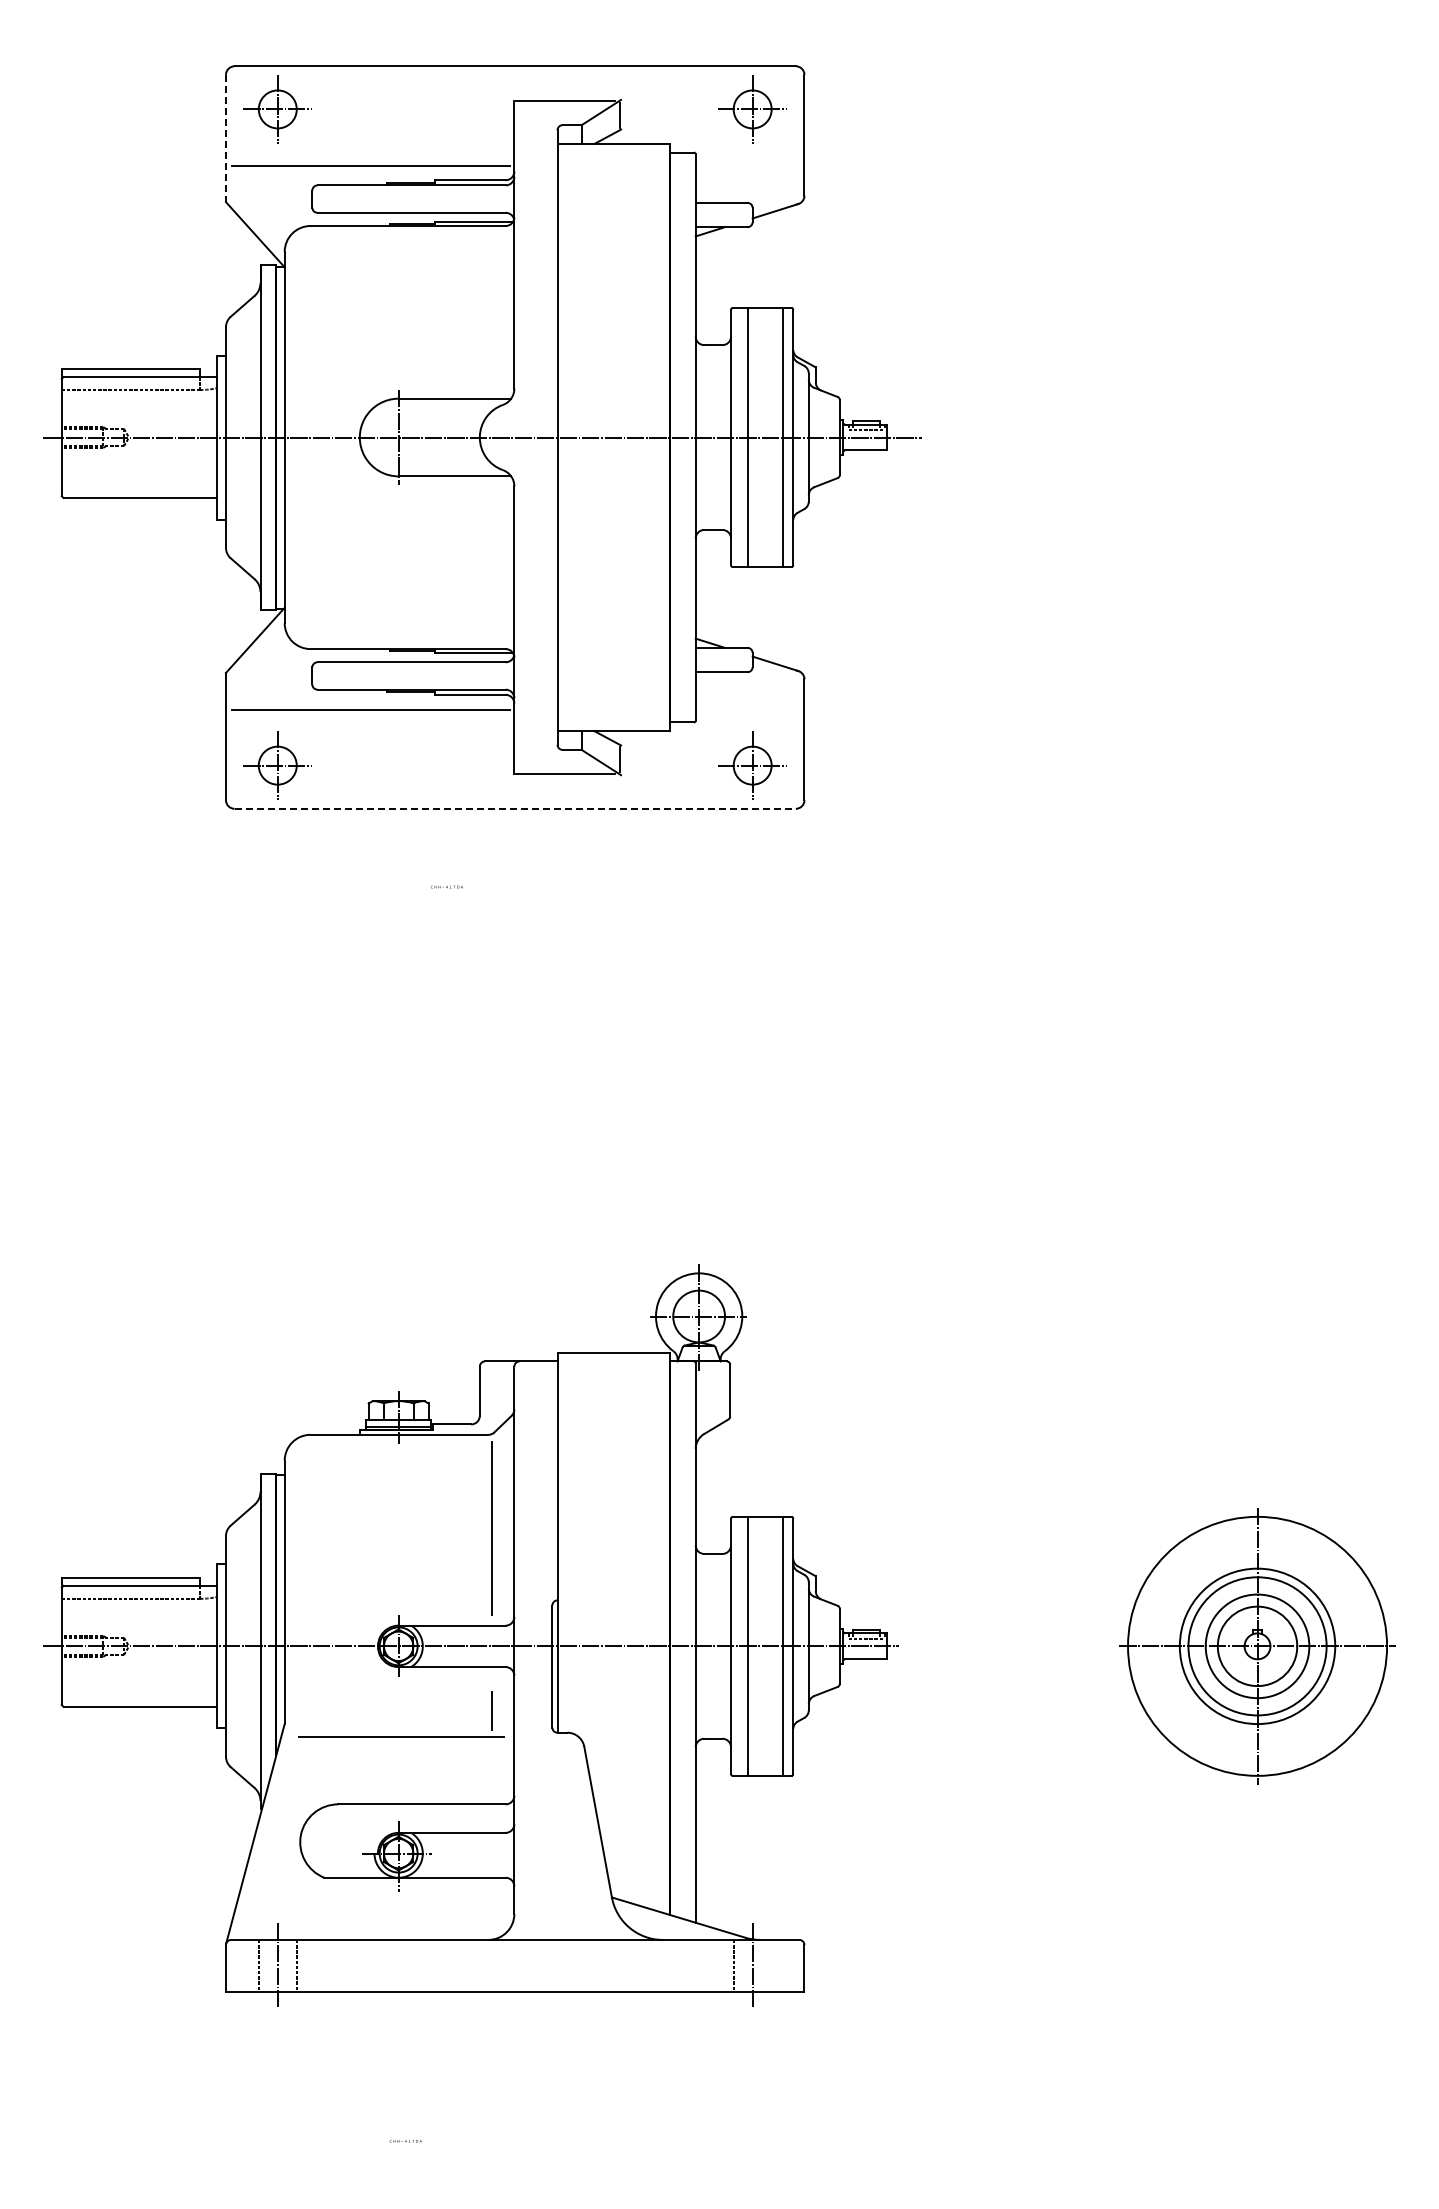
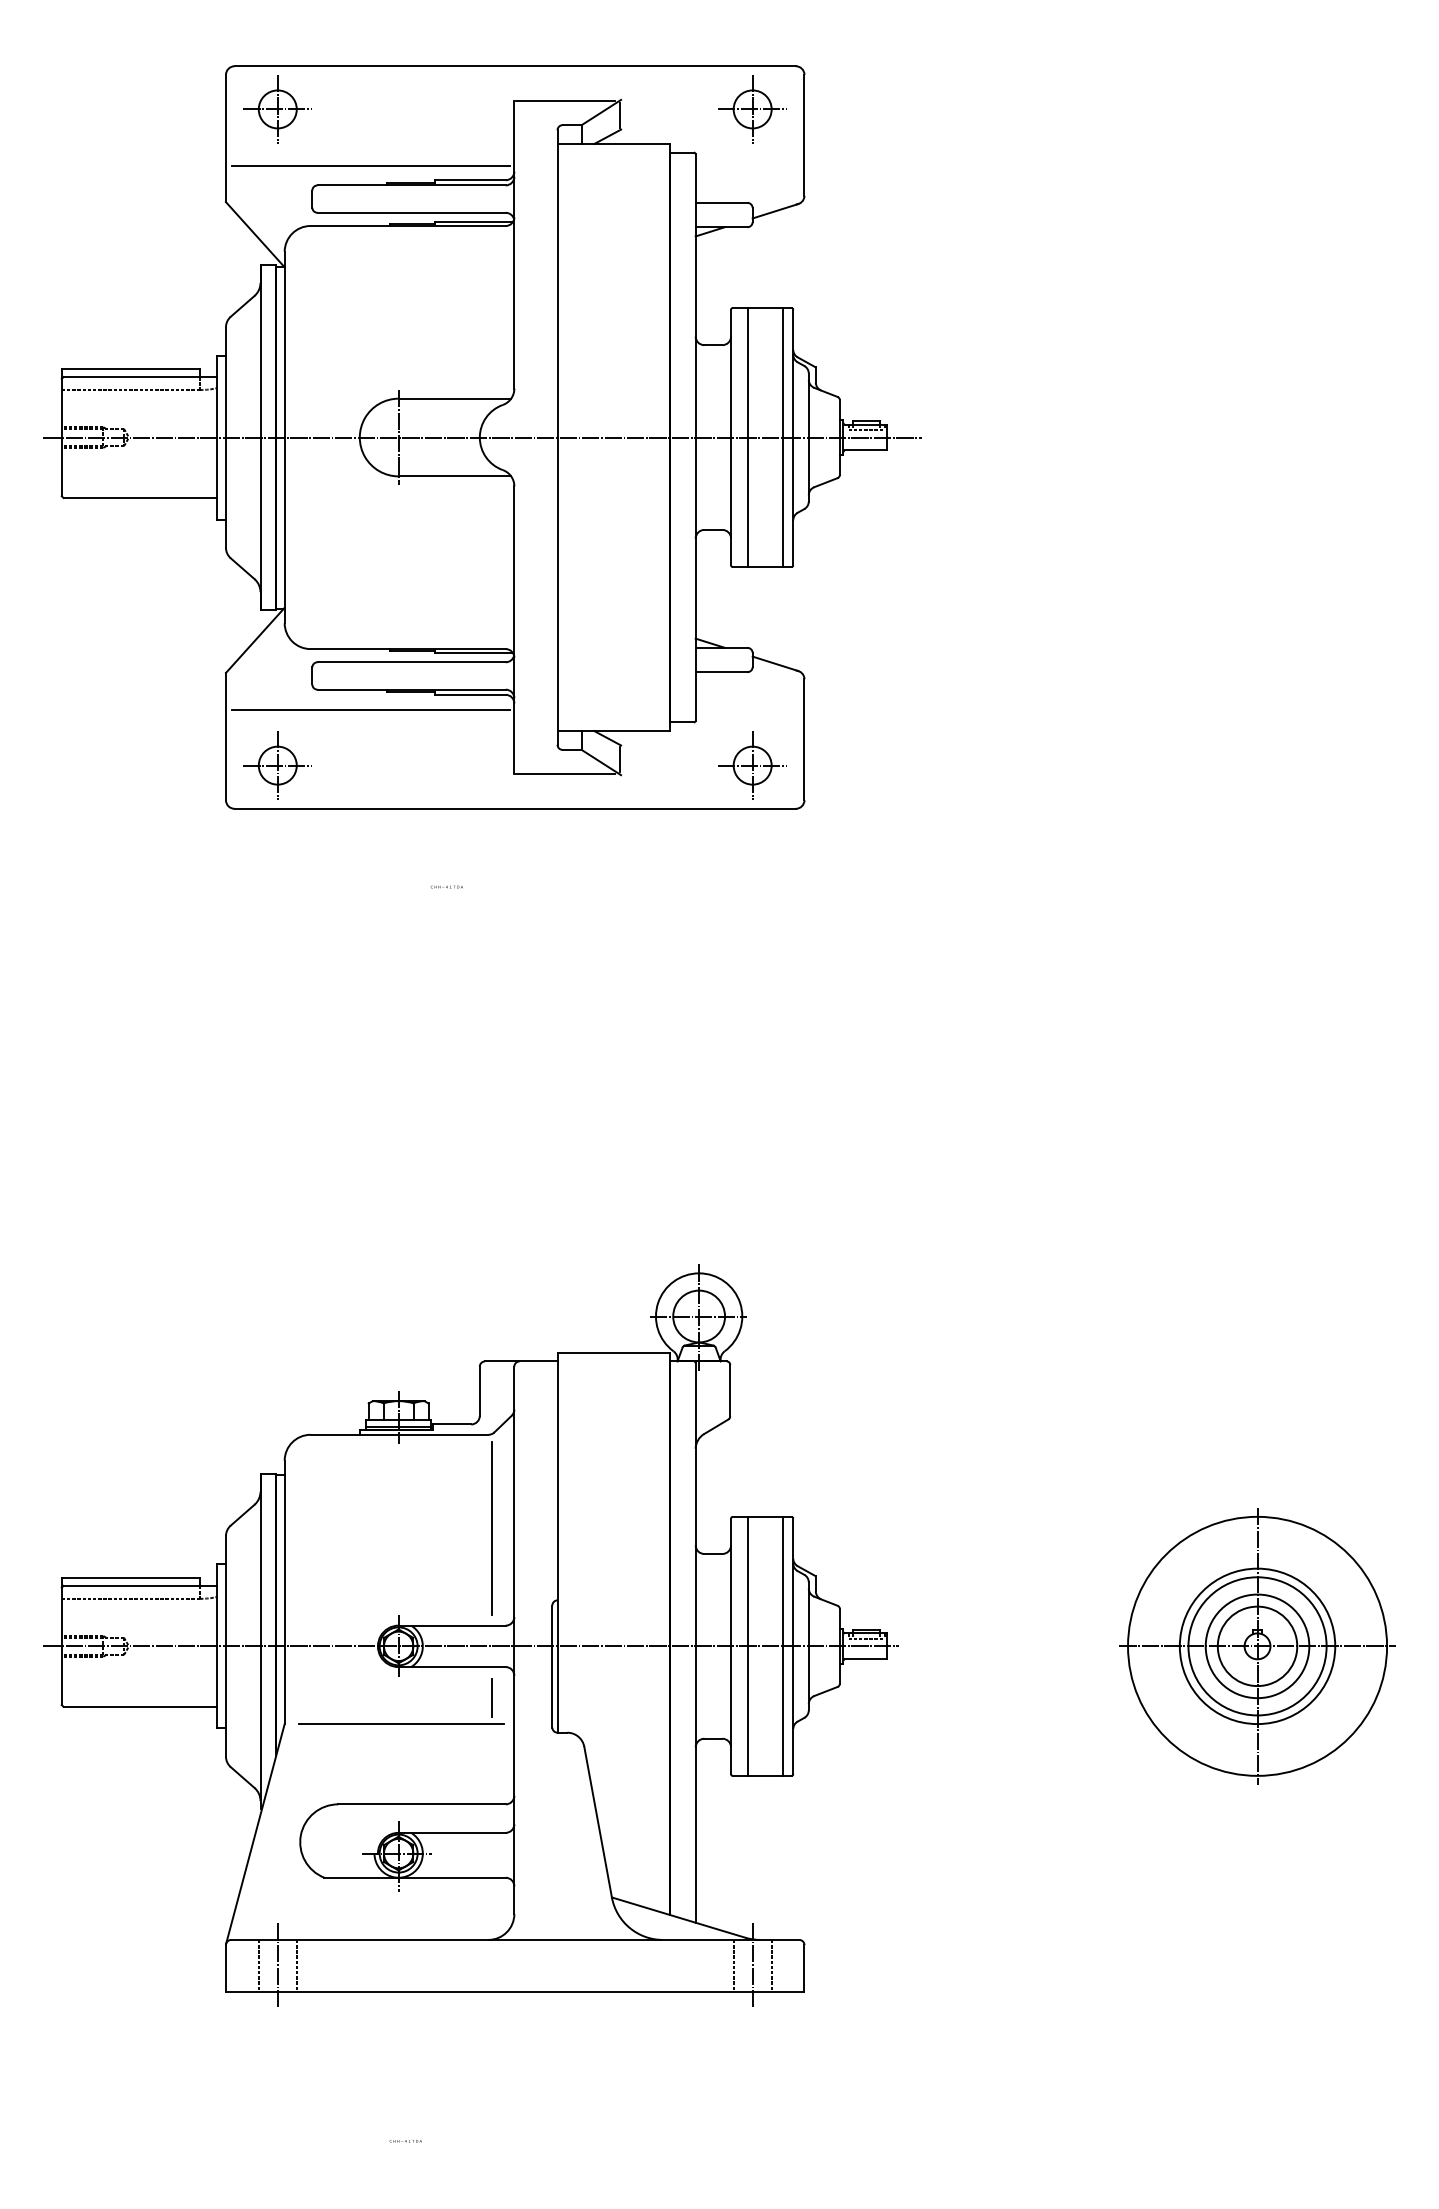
line: dashed -> solid (225, 138)
line: dashed -> solid (515, 808)
part position: (401, 1736) -> (401, 1723) (401, 1723)
line: none -> present (771, 1965)
